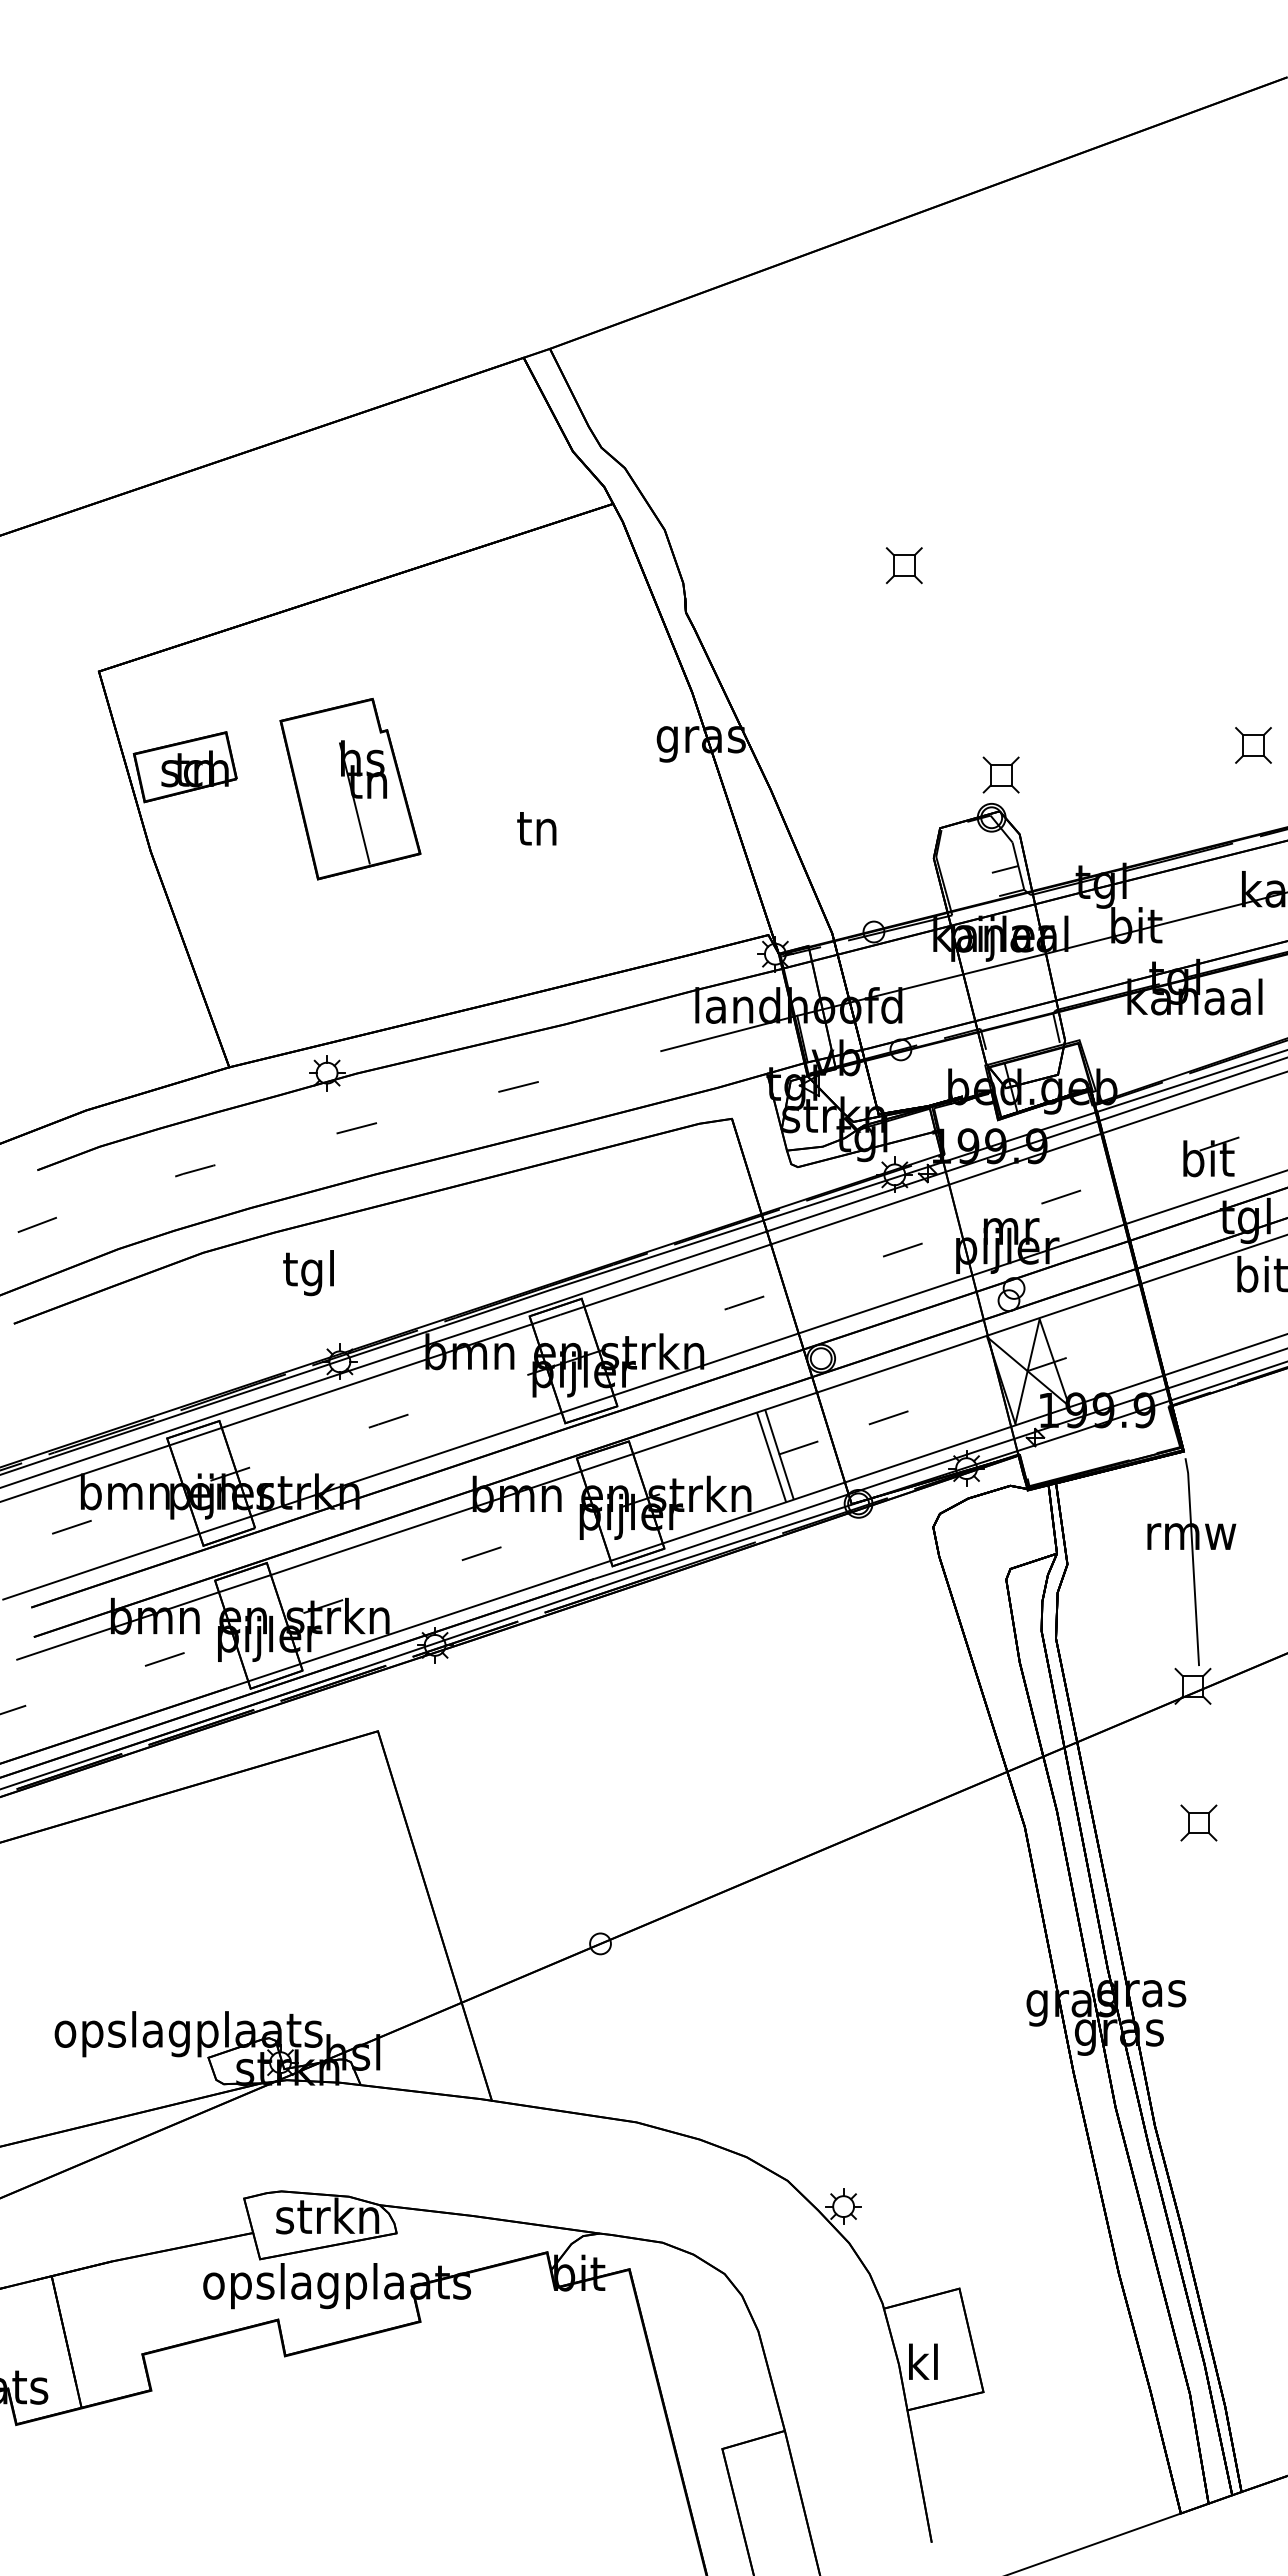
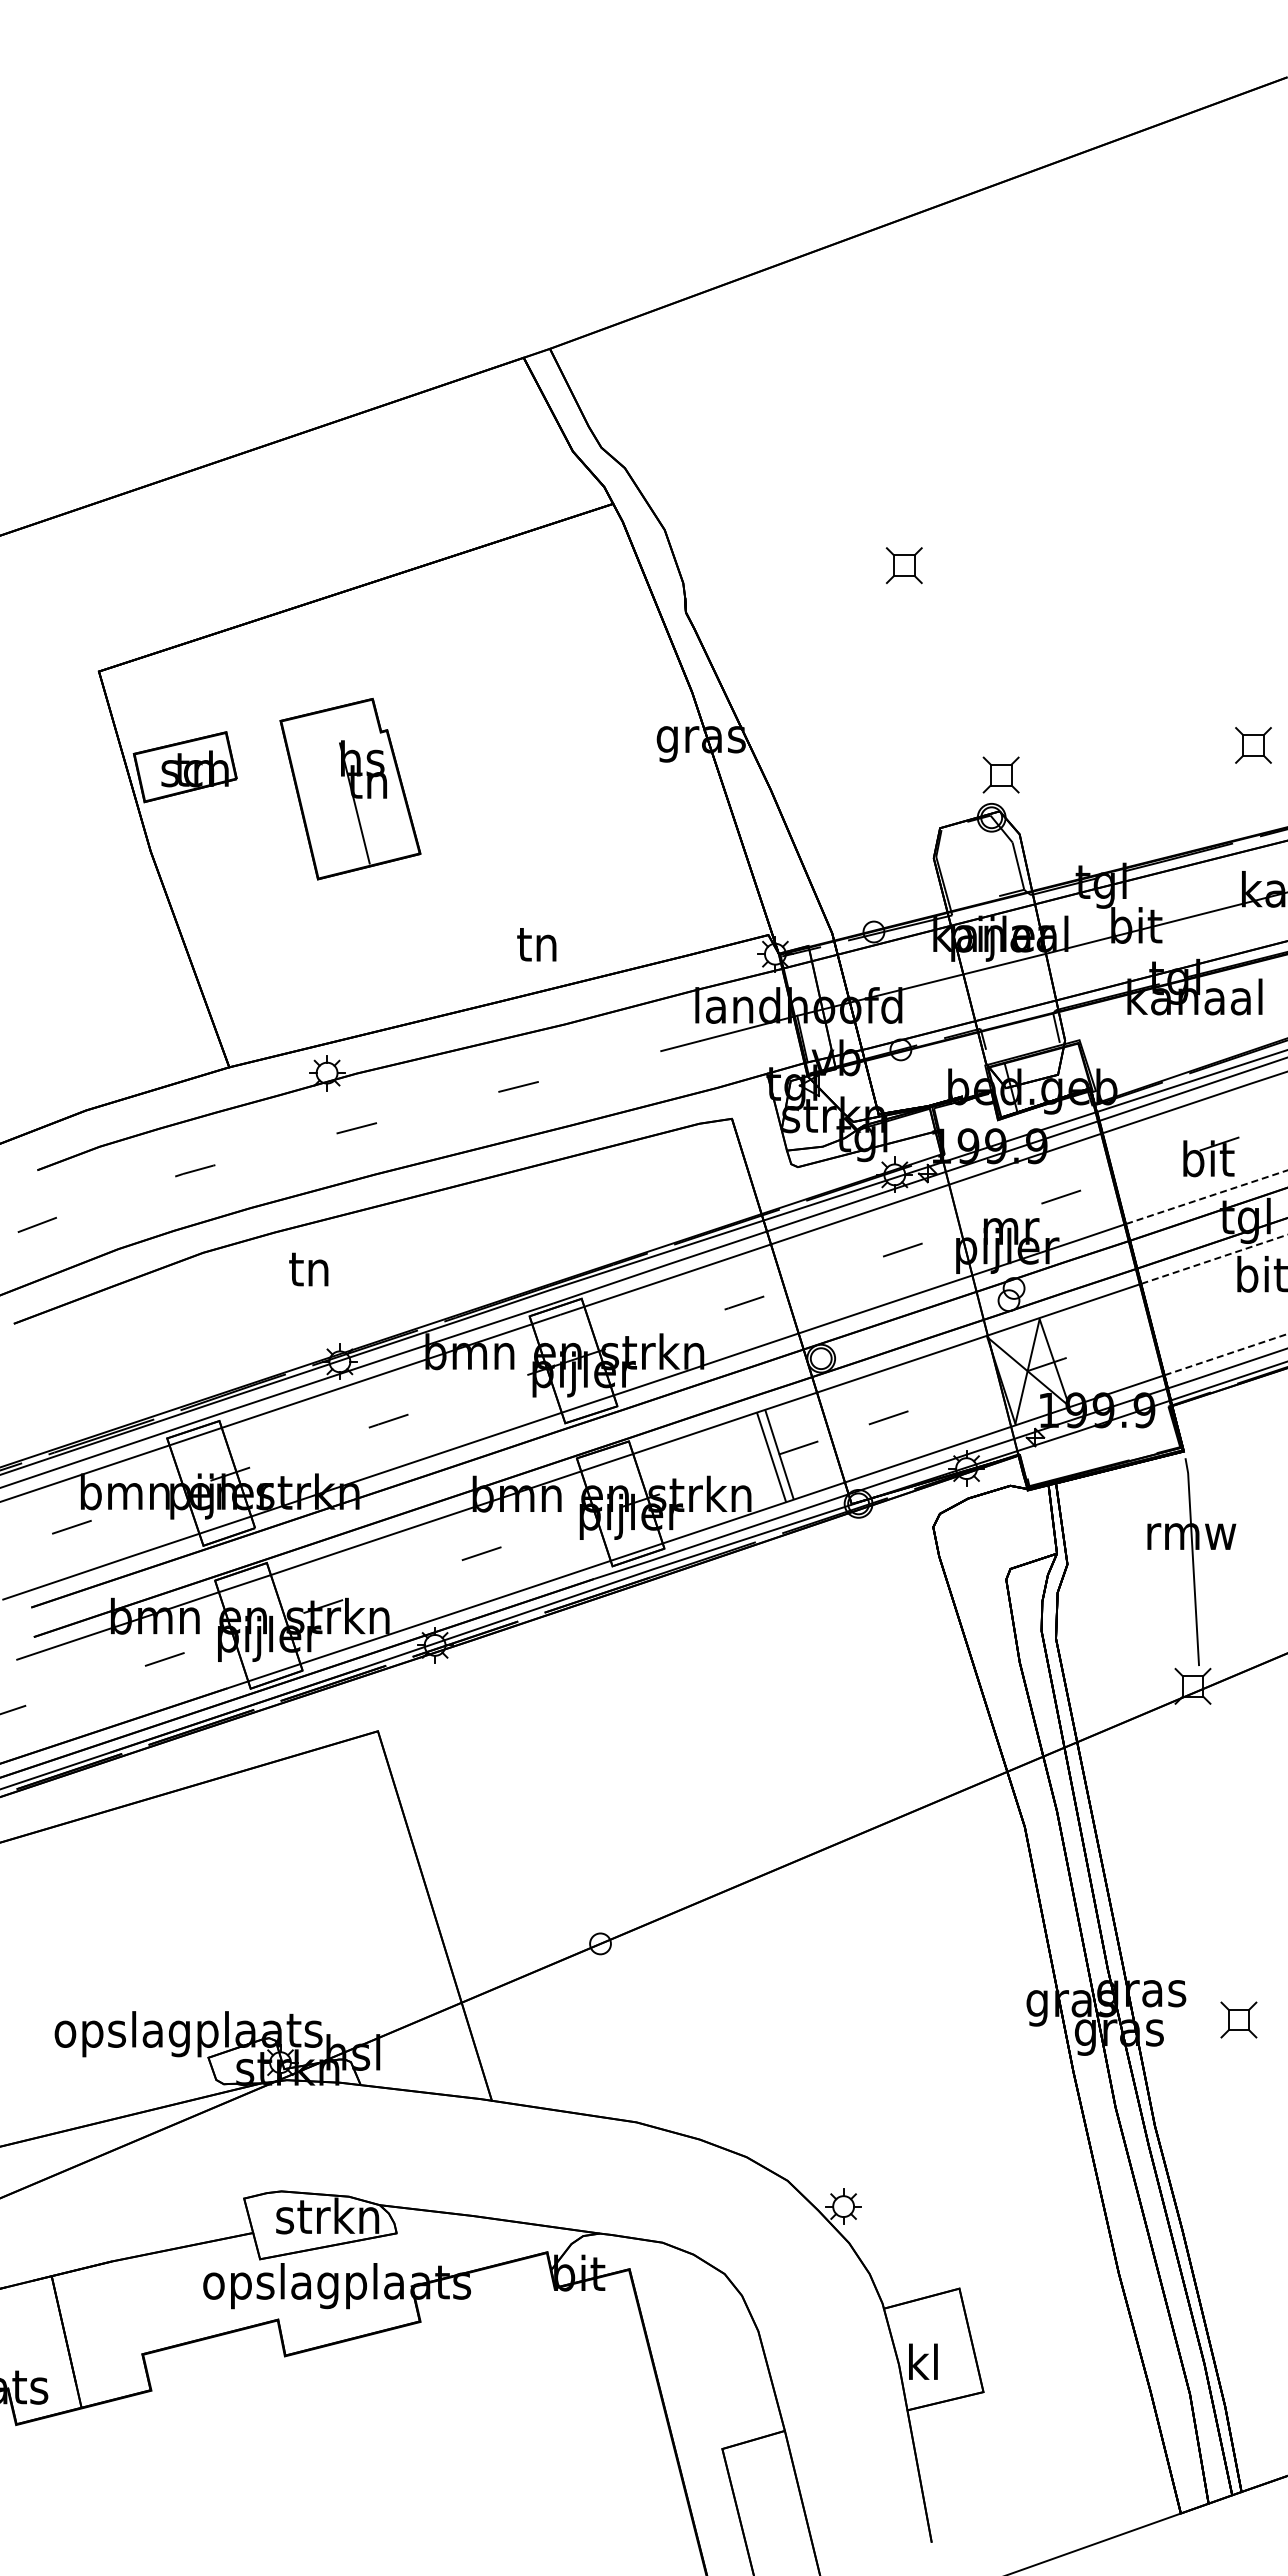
text position: (536, 828) -> (536, 944) (536, 944)
line: present -> none (1004, 869)
line: solid -> dashed (1206, 1197)
line: solid -> dashed (1213, 1259)
text: tgl -> tn (308, 1273)
line: solid -> dashed (1224, 1355)
part position: (1198, 1822) -> (1238, 2019) (1238, 2019)
